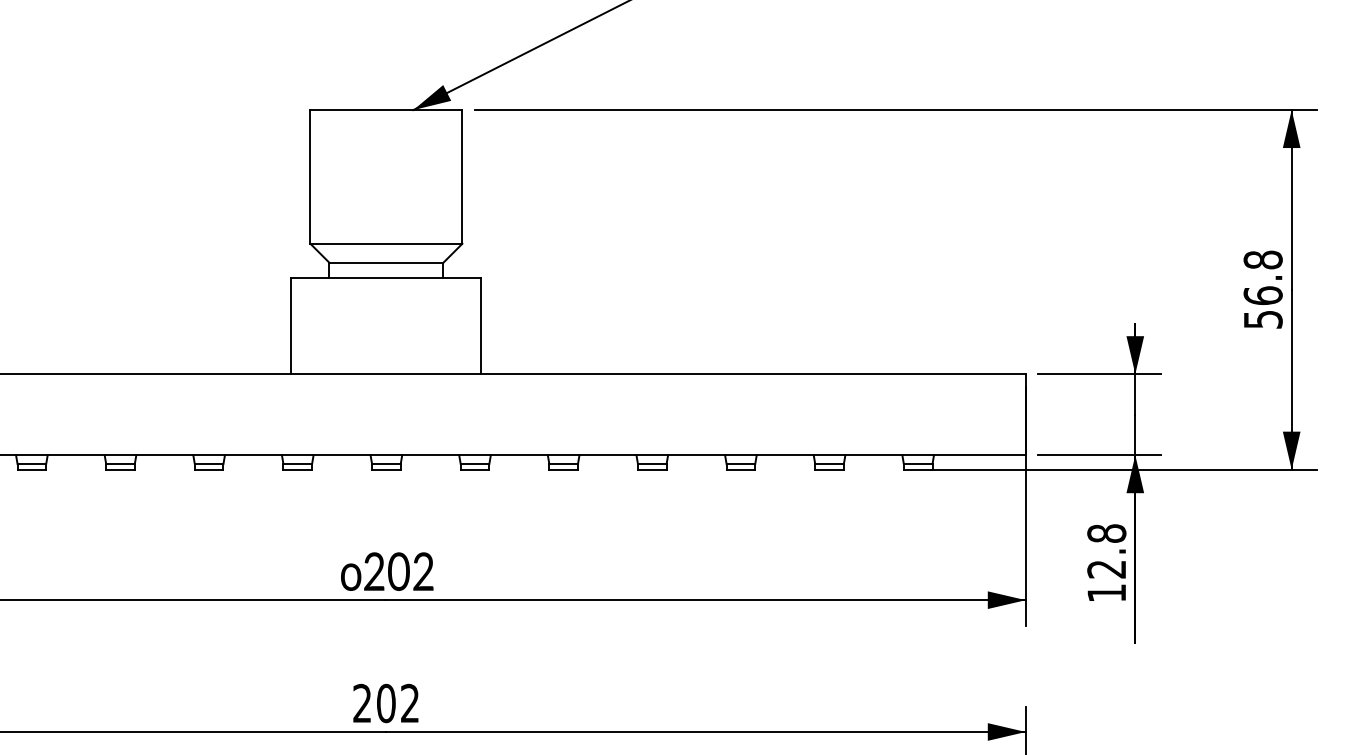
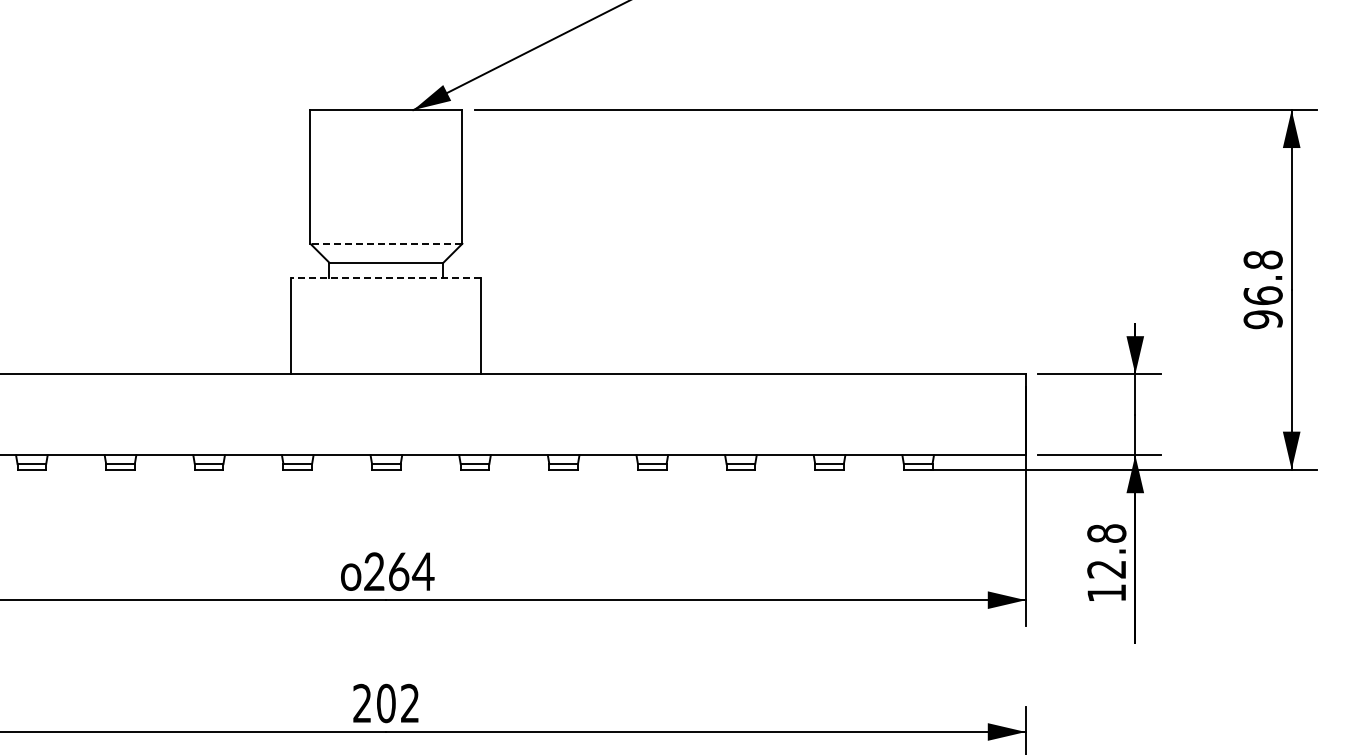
line: solid -> dashed (386, 243)
line: solid -> dashed (386, 277)
text: 56.8 -> 96.8 (1262, 319)
text: 202 -> 264 (411, 571)
